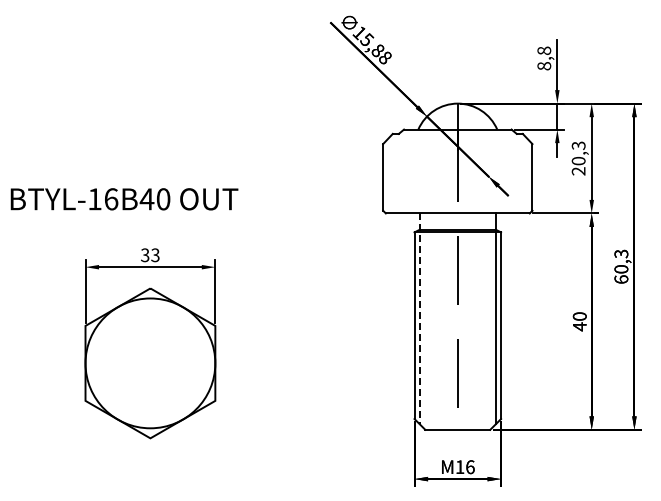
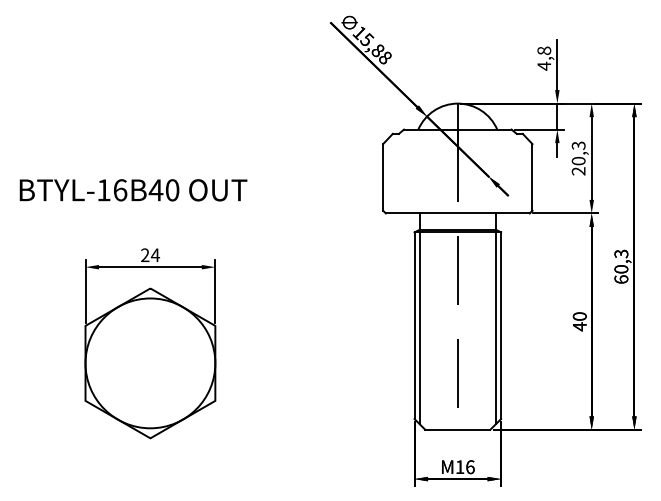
text: 8,8 -> 4,8 (544, 65)
text position: (124, 199) -> (133, 190) (133, 190)
text: 33 -> 24 (150, 255)
line: dashed -> solid (419, 319)
